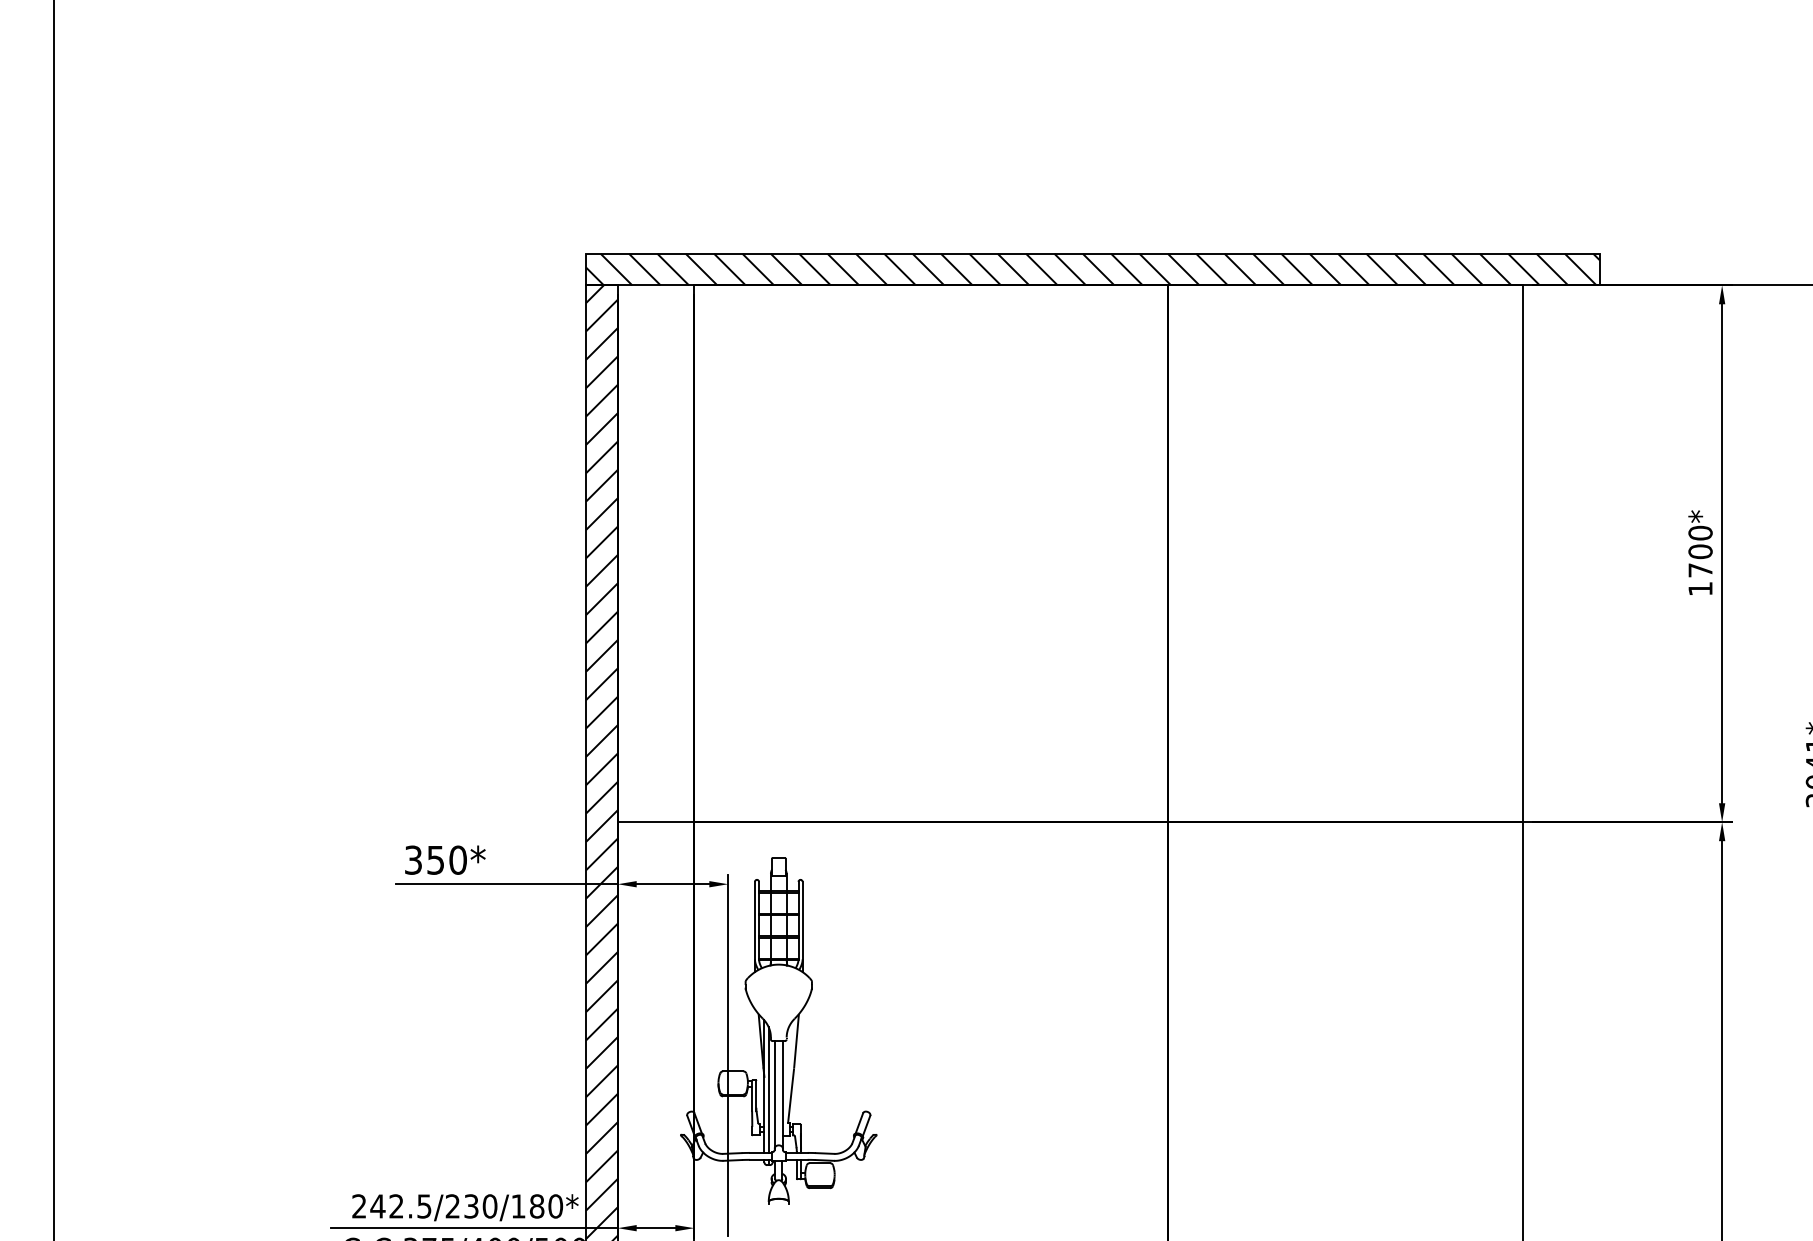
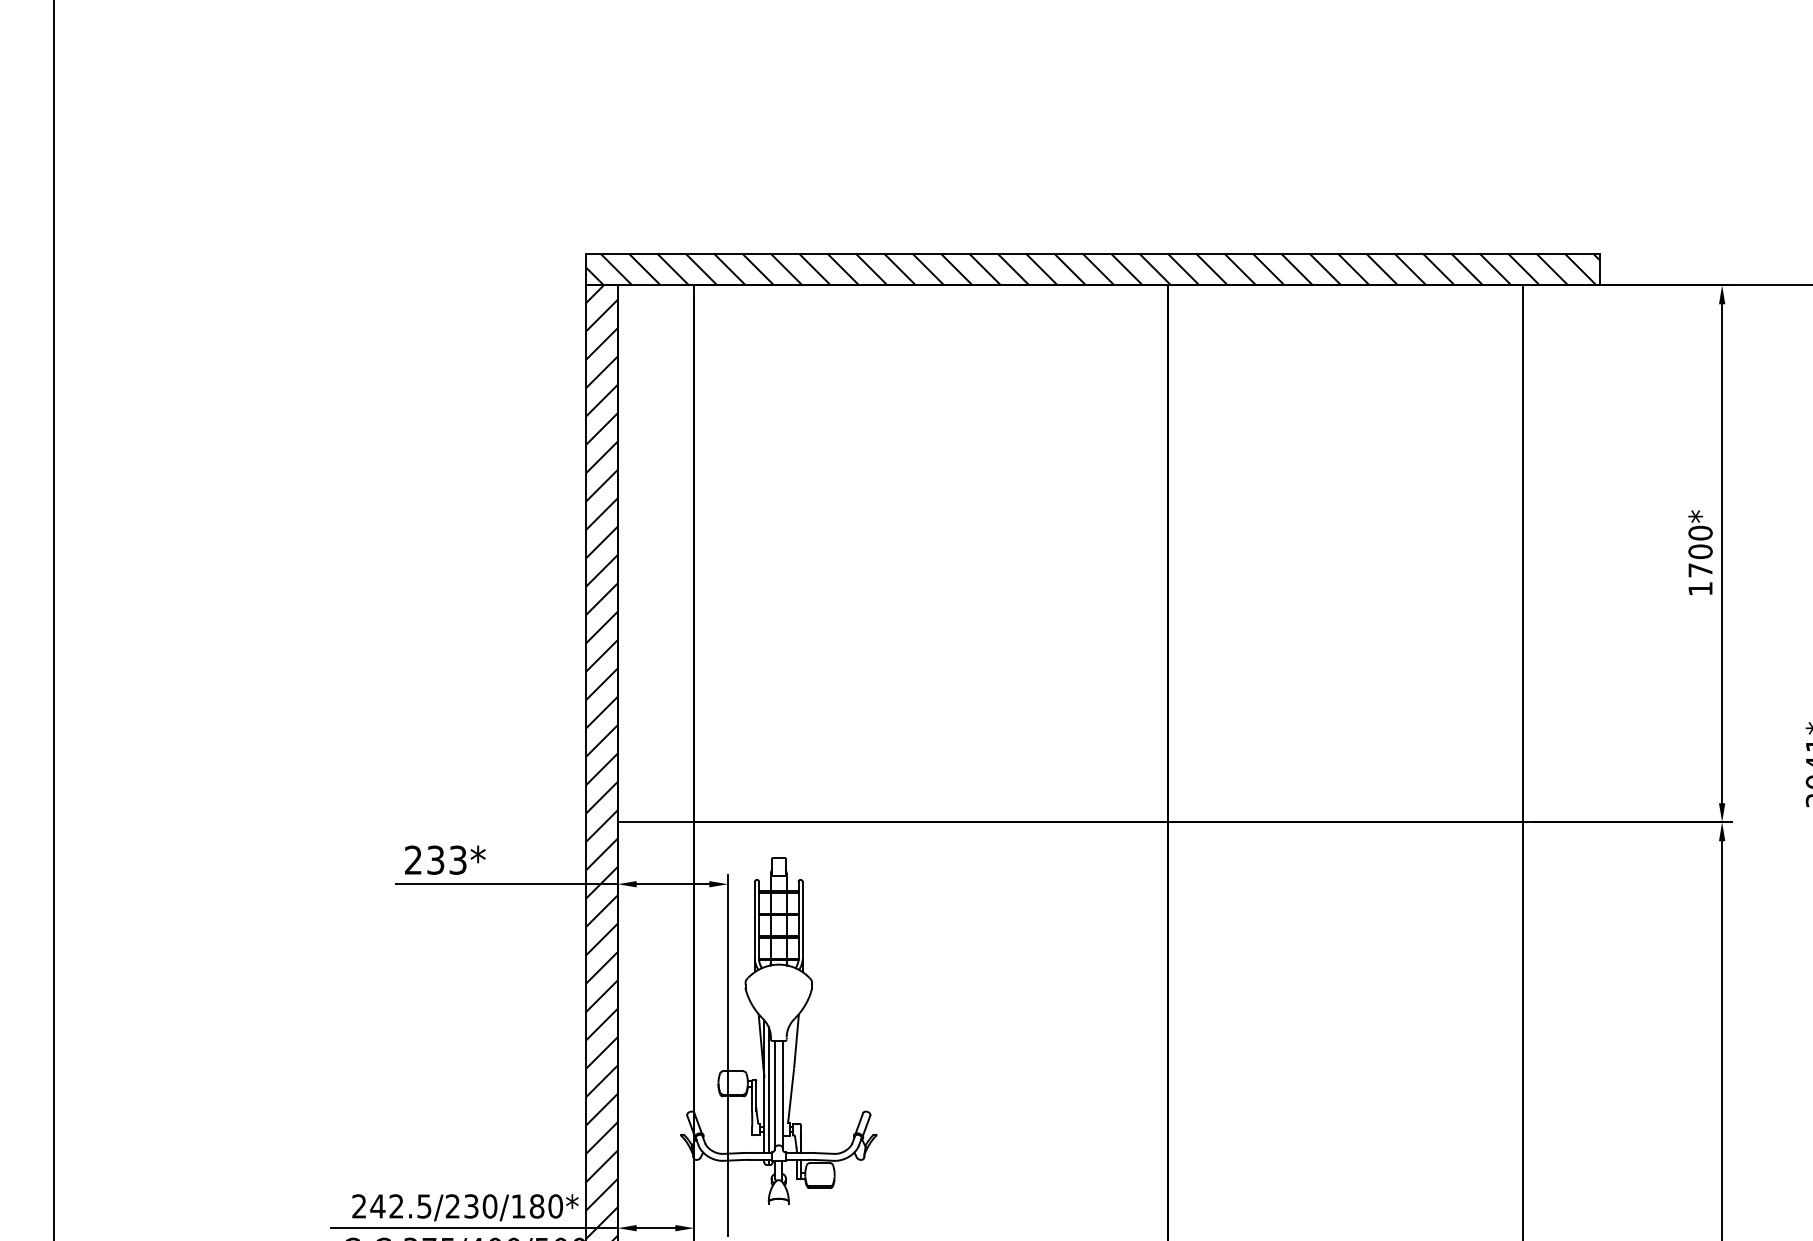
text: 350* -> 233* (435, 859)
